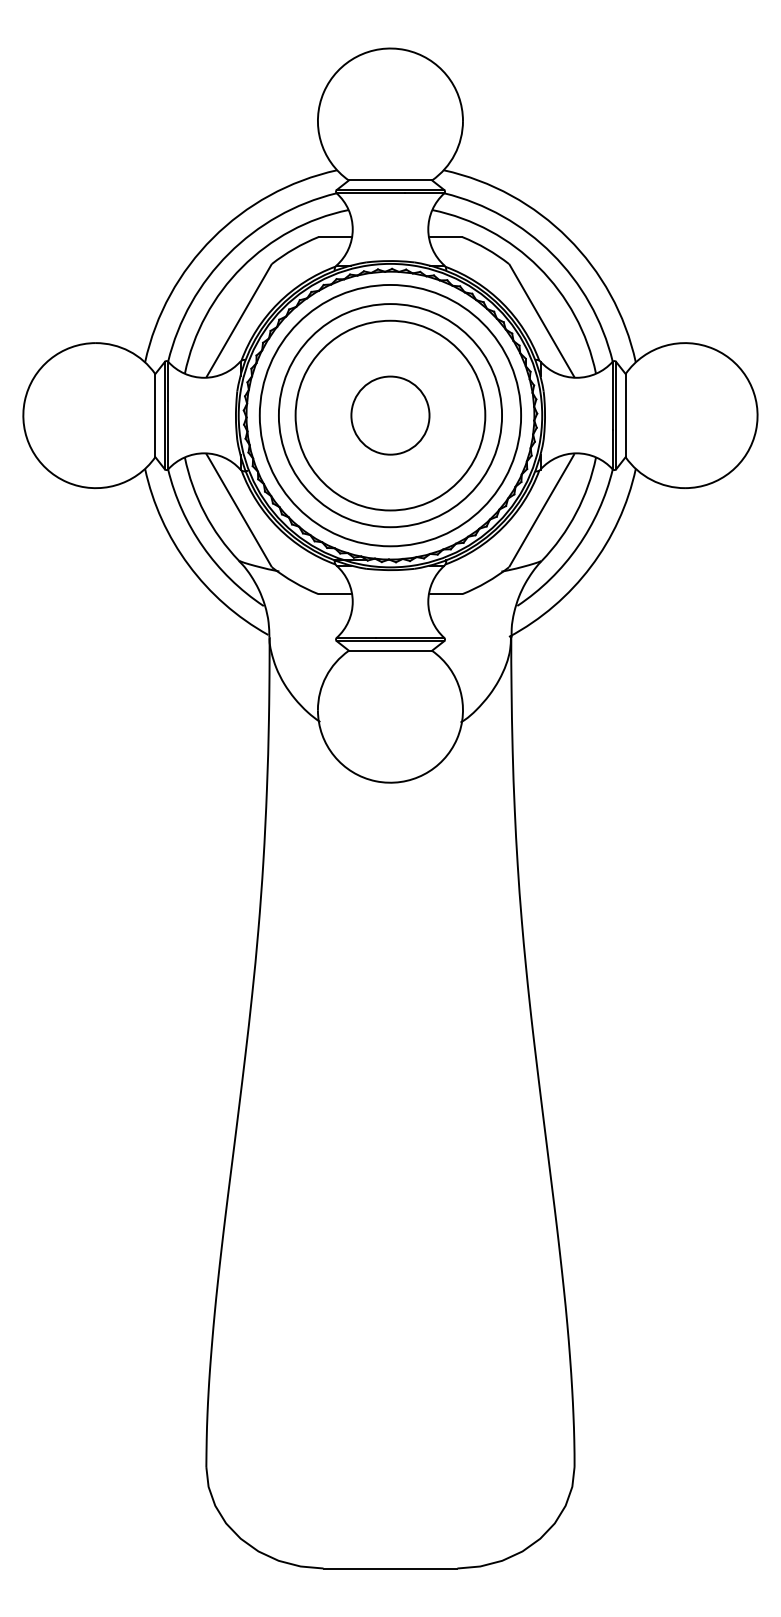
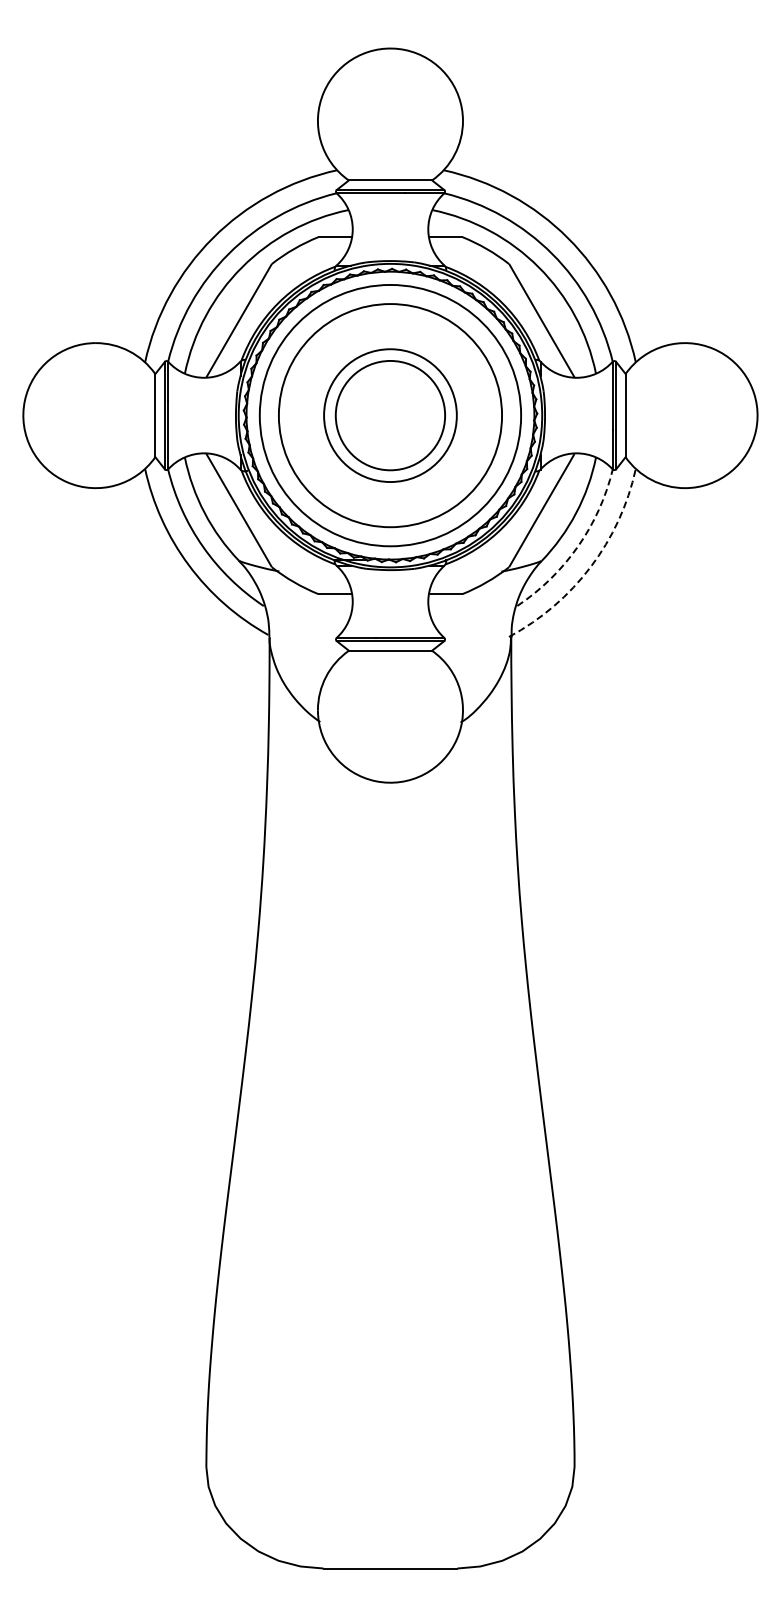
circle diameter: 190 px -> 133 px (390, 415)
circle diameter: 78 px -> 109 px (390, 415)
arc: solid -> dashed (577, 546)
arc: solid -> dashed (590, 566)
